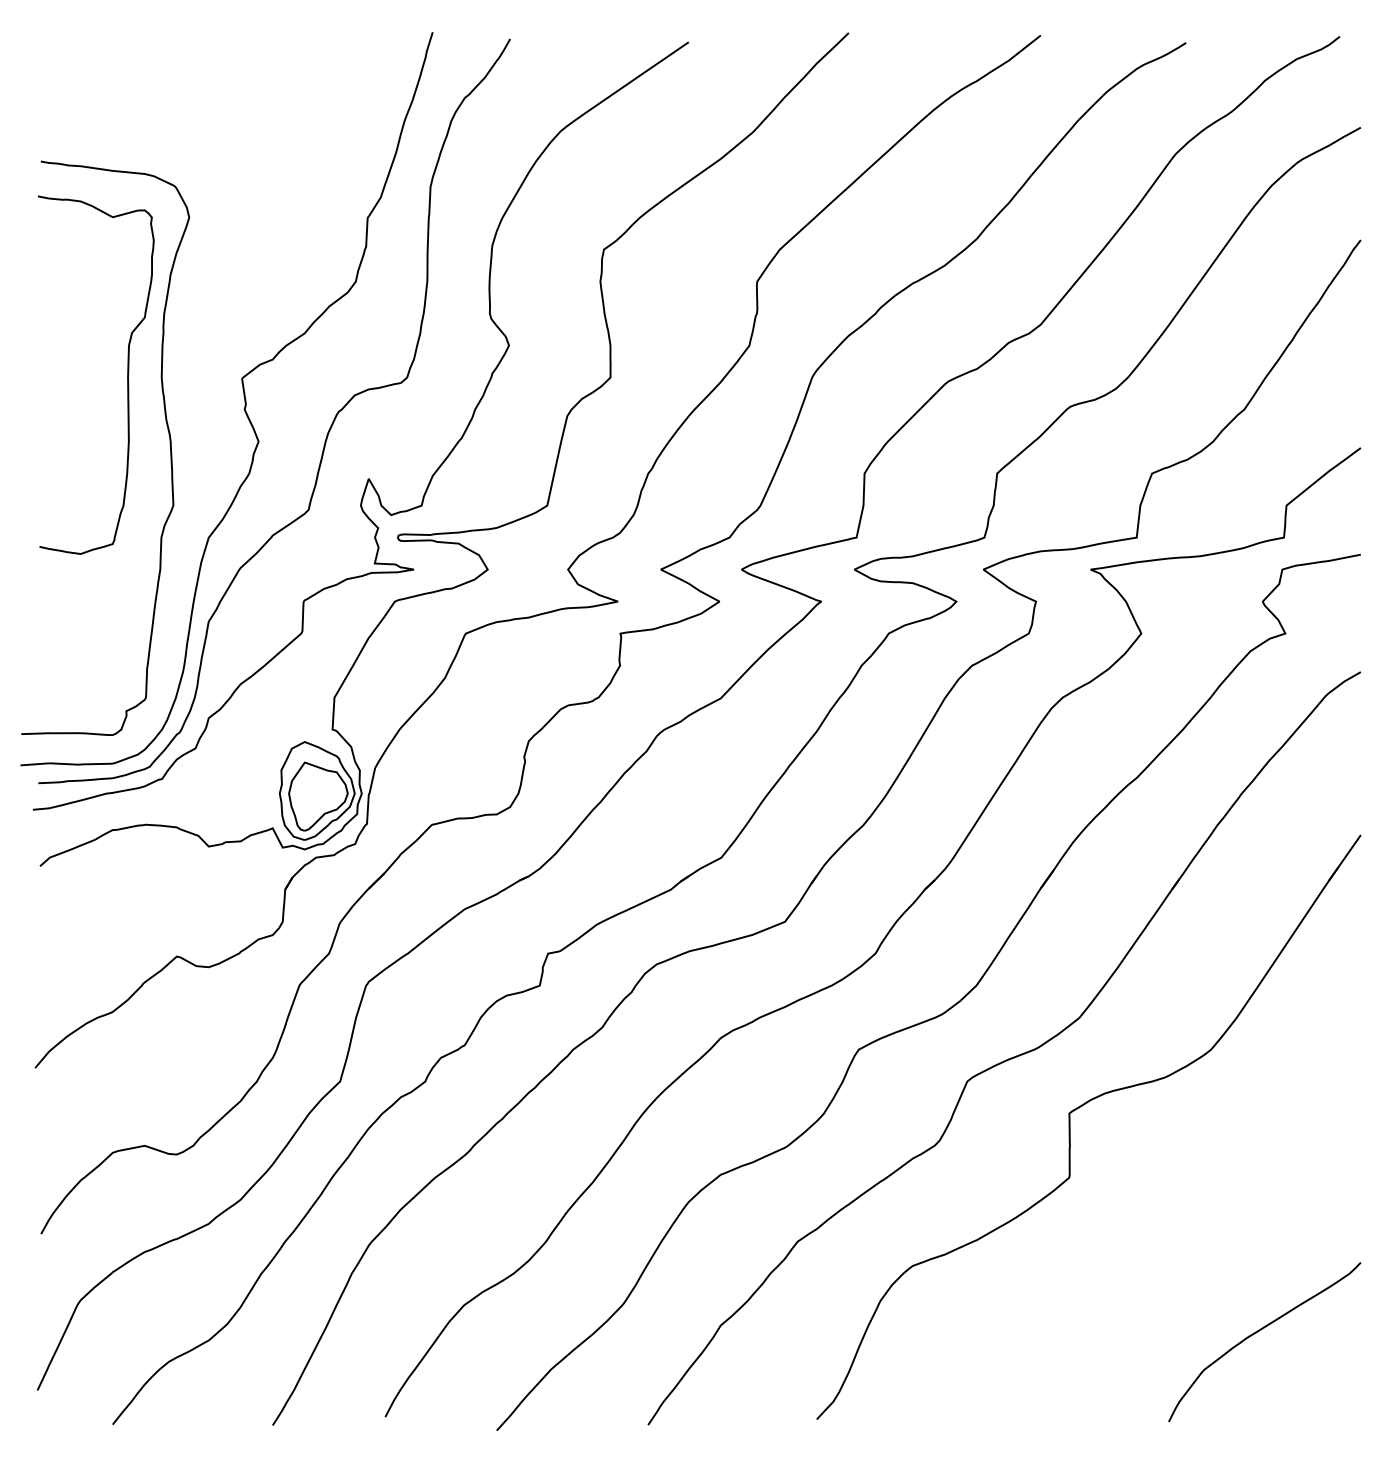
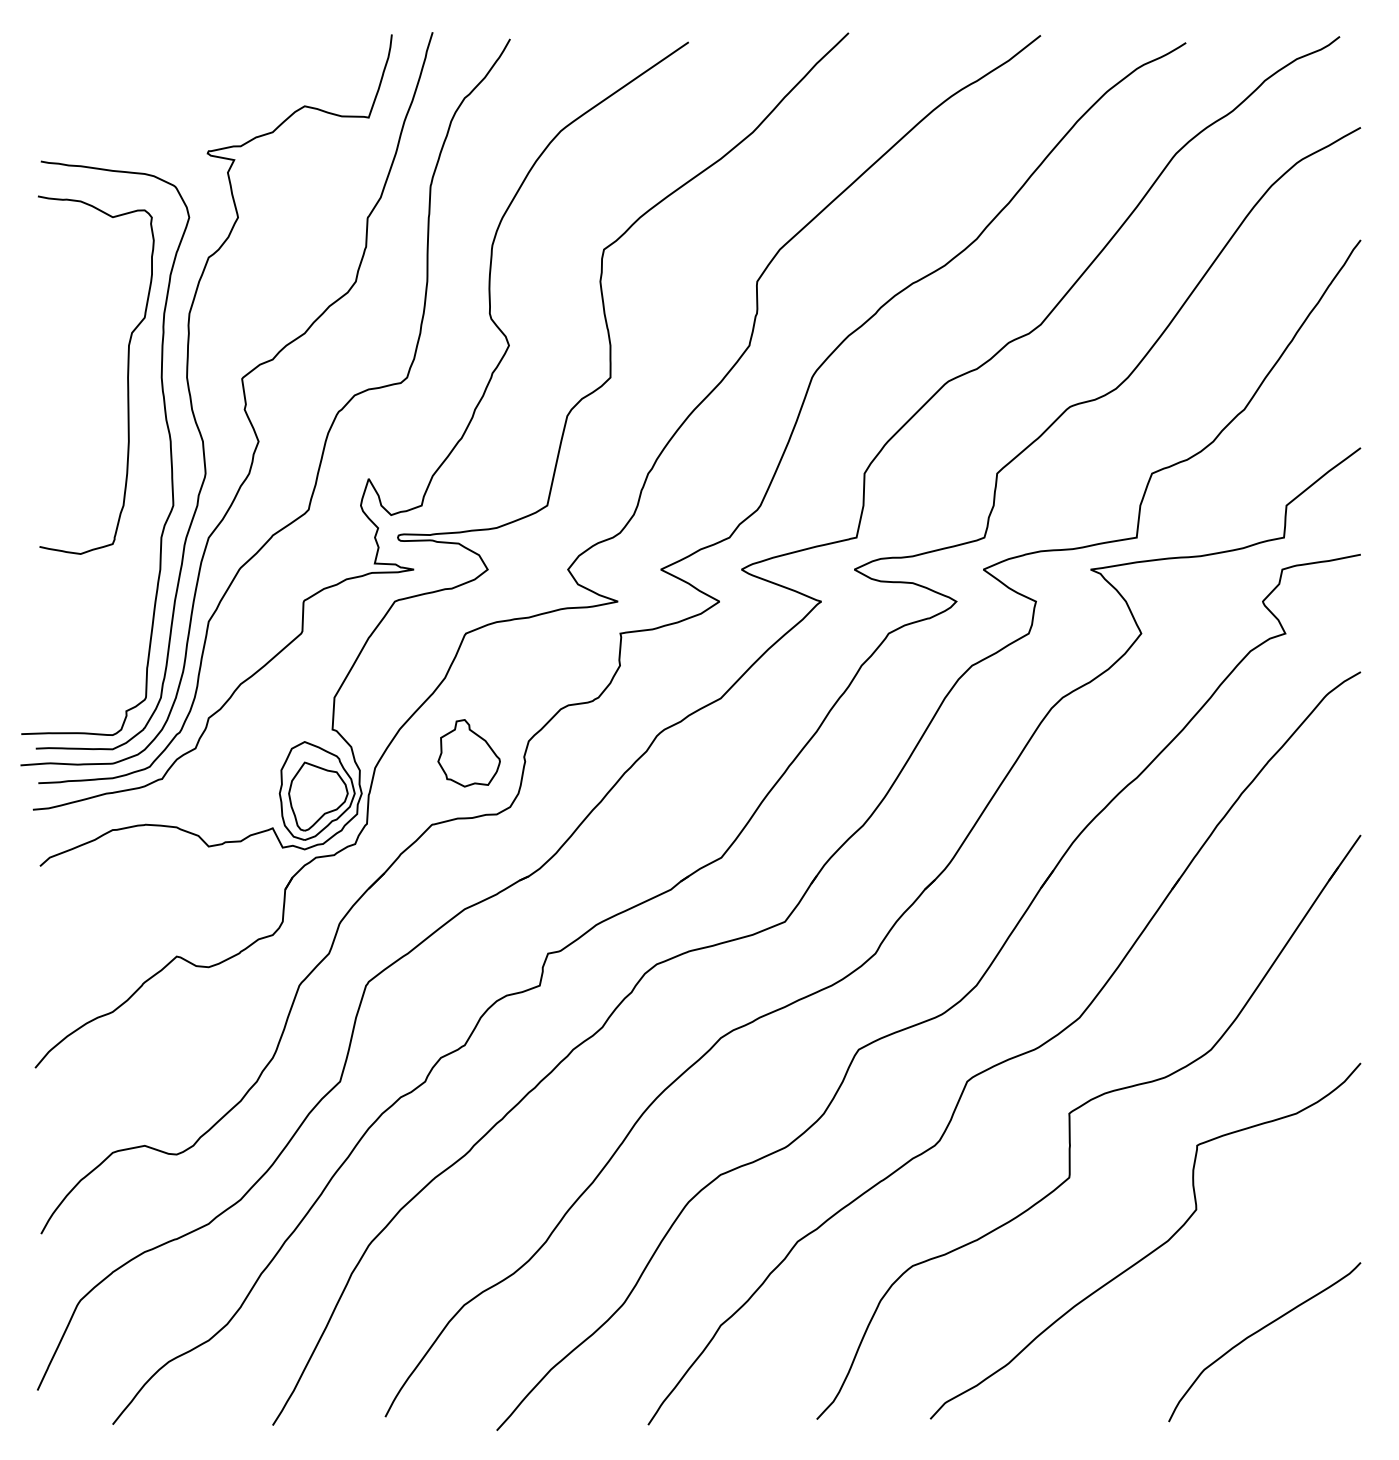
curve: none -> present (191, 396)
part: none -> present (468, 753)
curve: none -> present (1152, 1250)
